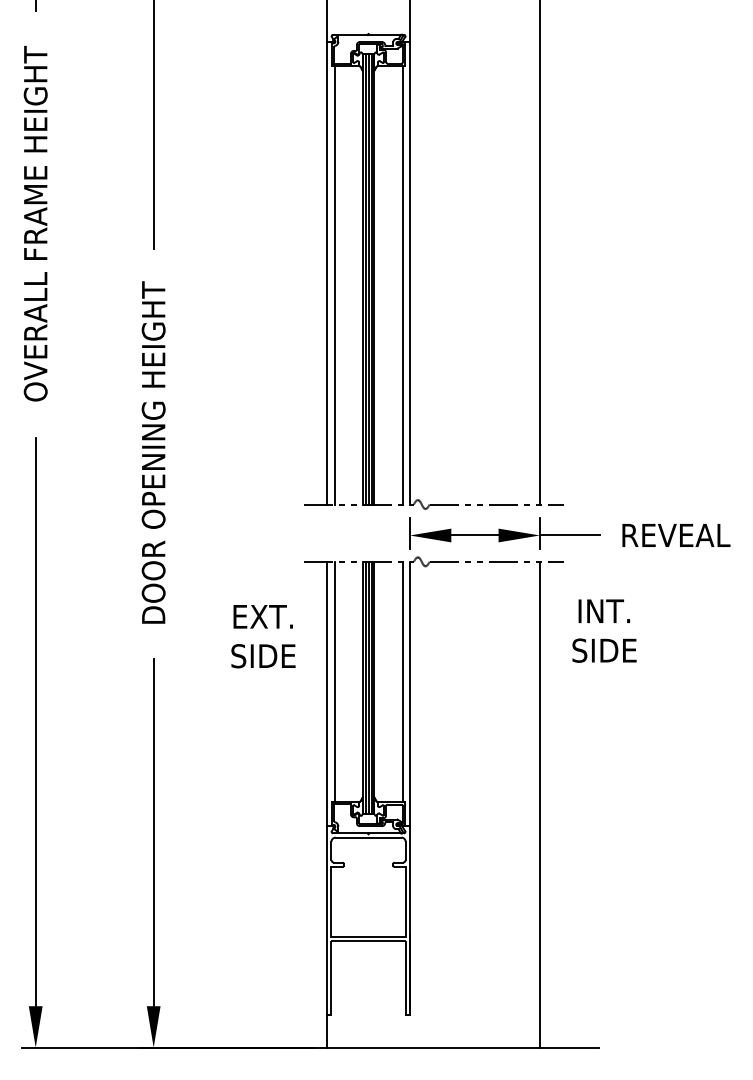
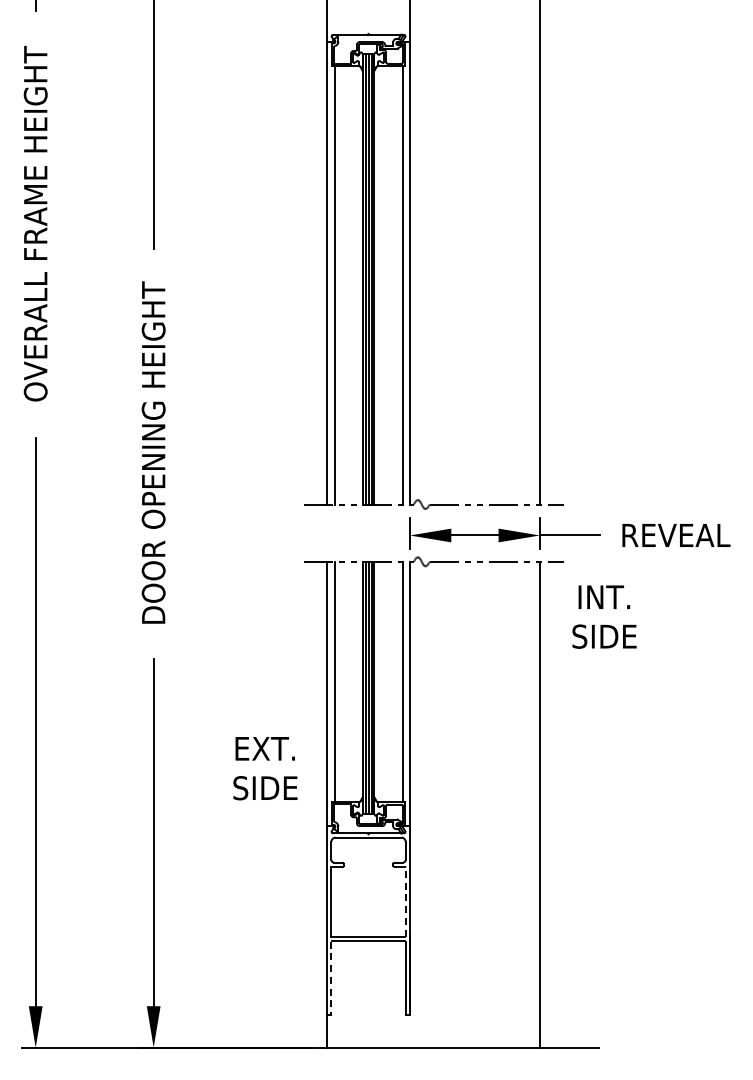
text position: (604, 630) -> (604, 616) (604, 616)
text position: (263, 636) -> (265, 768) (265, 768)
line: solid -> dashed (405, 901)
line: solid -> dashed (331, 978)
